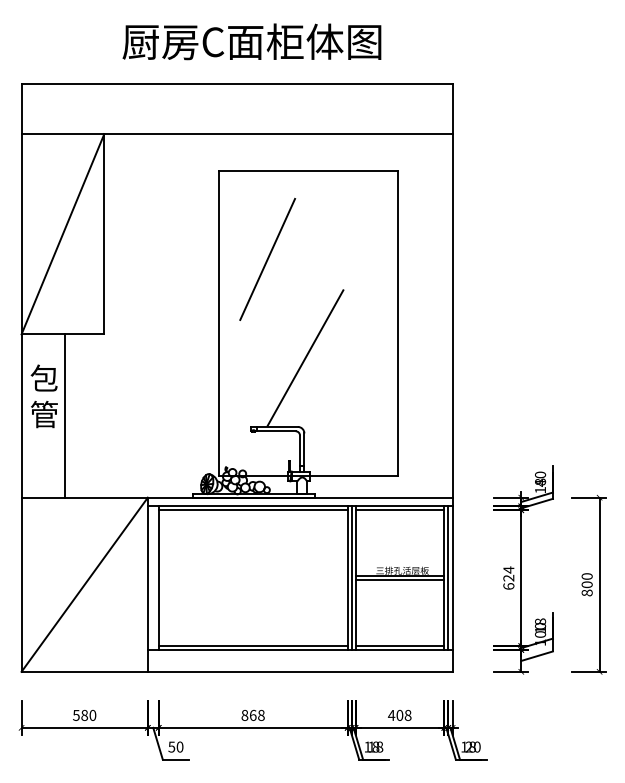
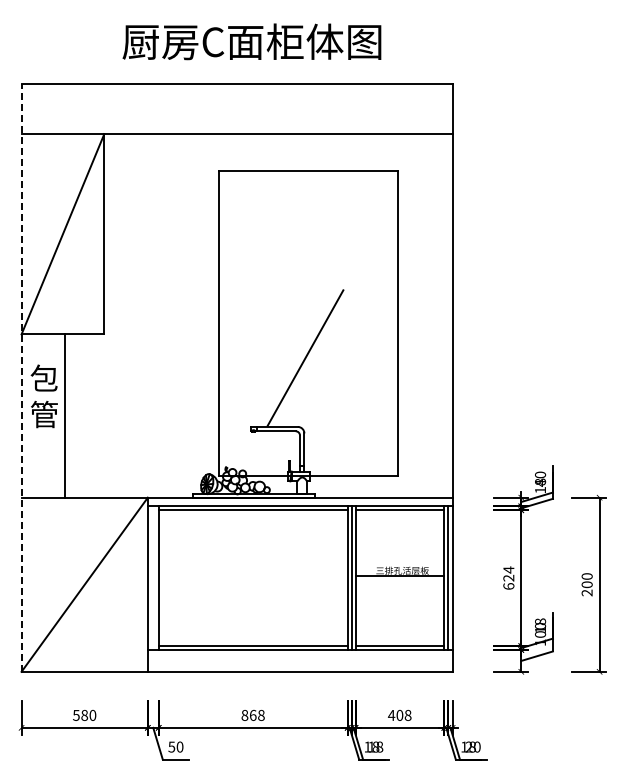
line: present -> none (267, 258)
line: solid -> dashed (21, 377)
line: present -> none (399, 580)
text: 800 -> 200 (586, 592)
